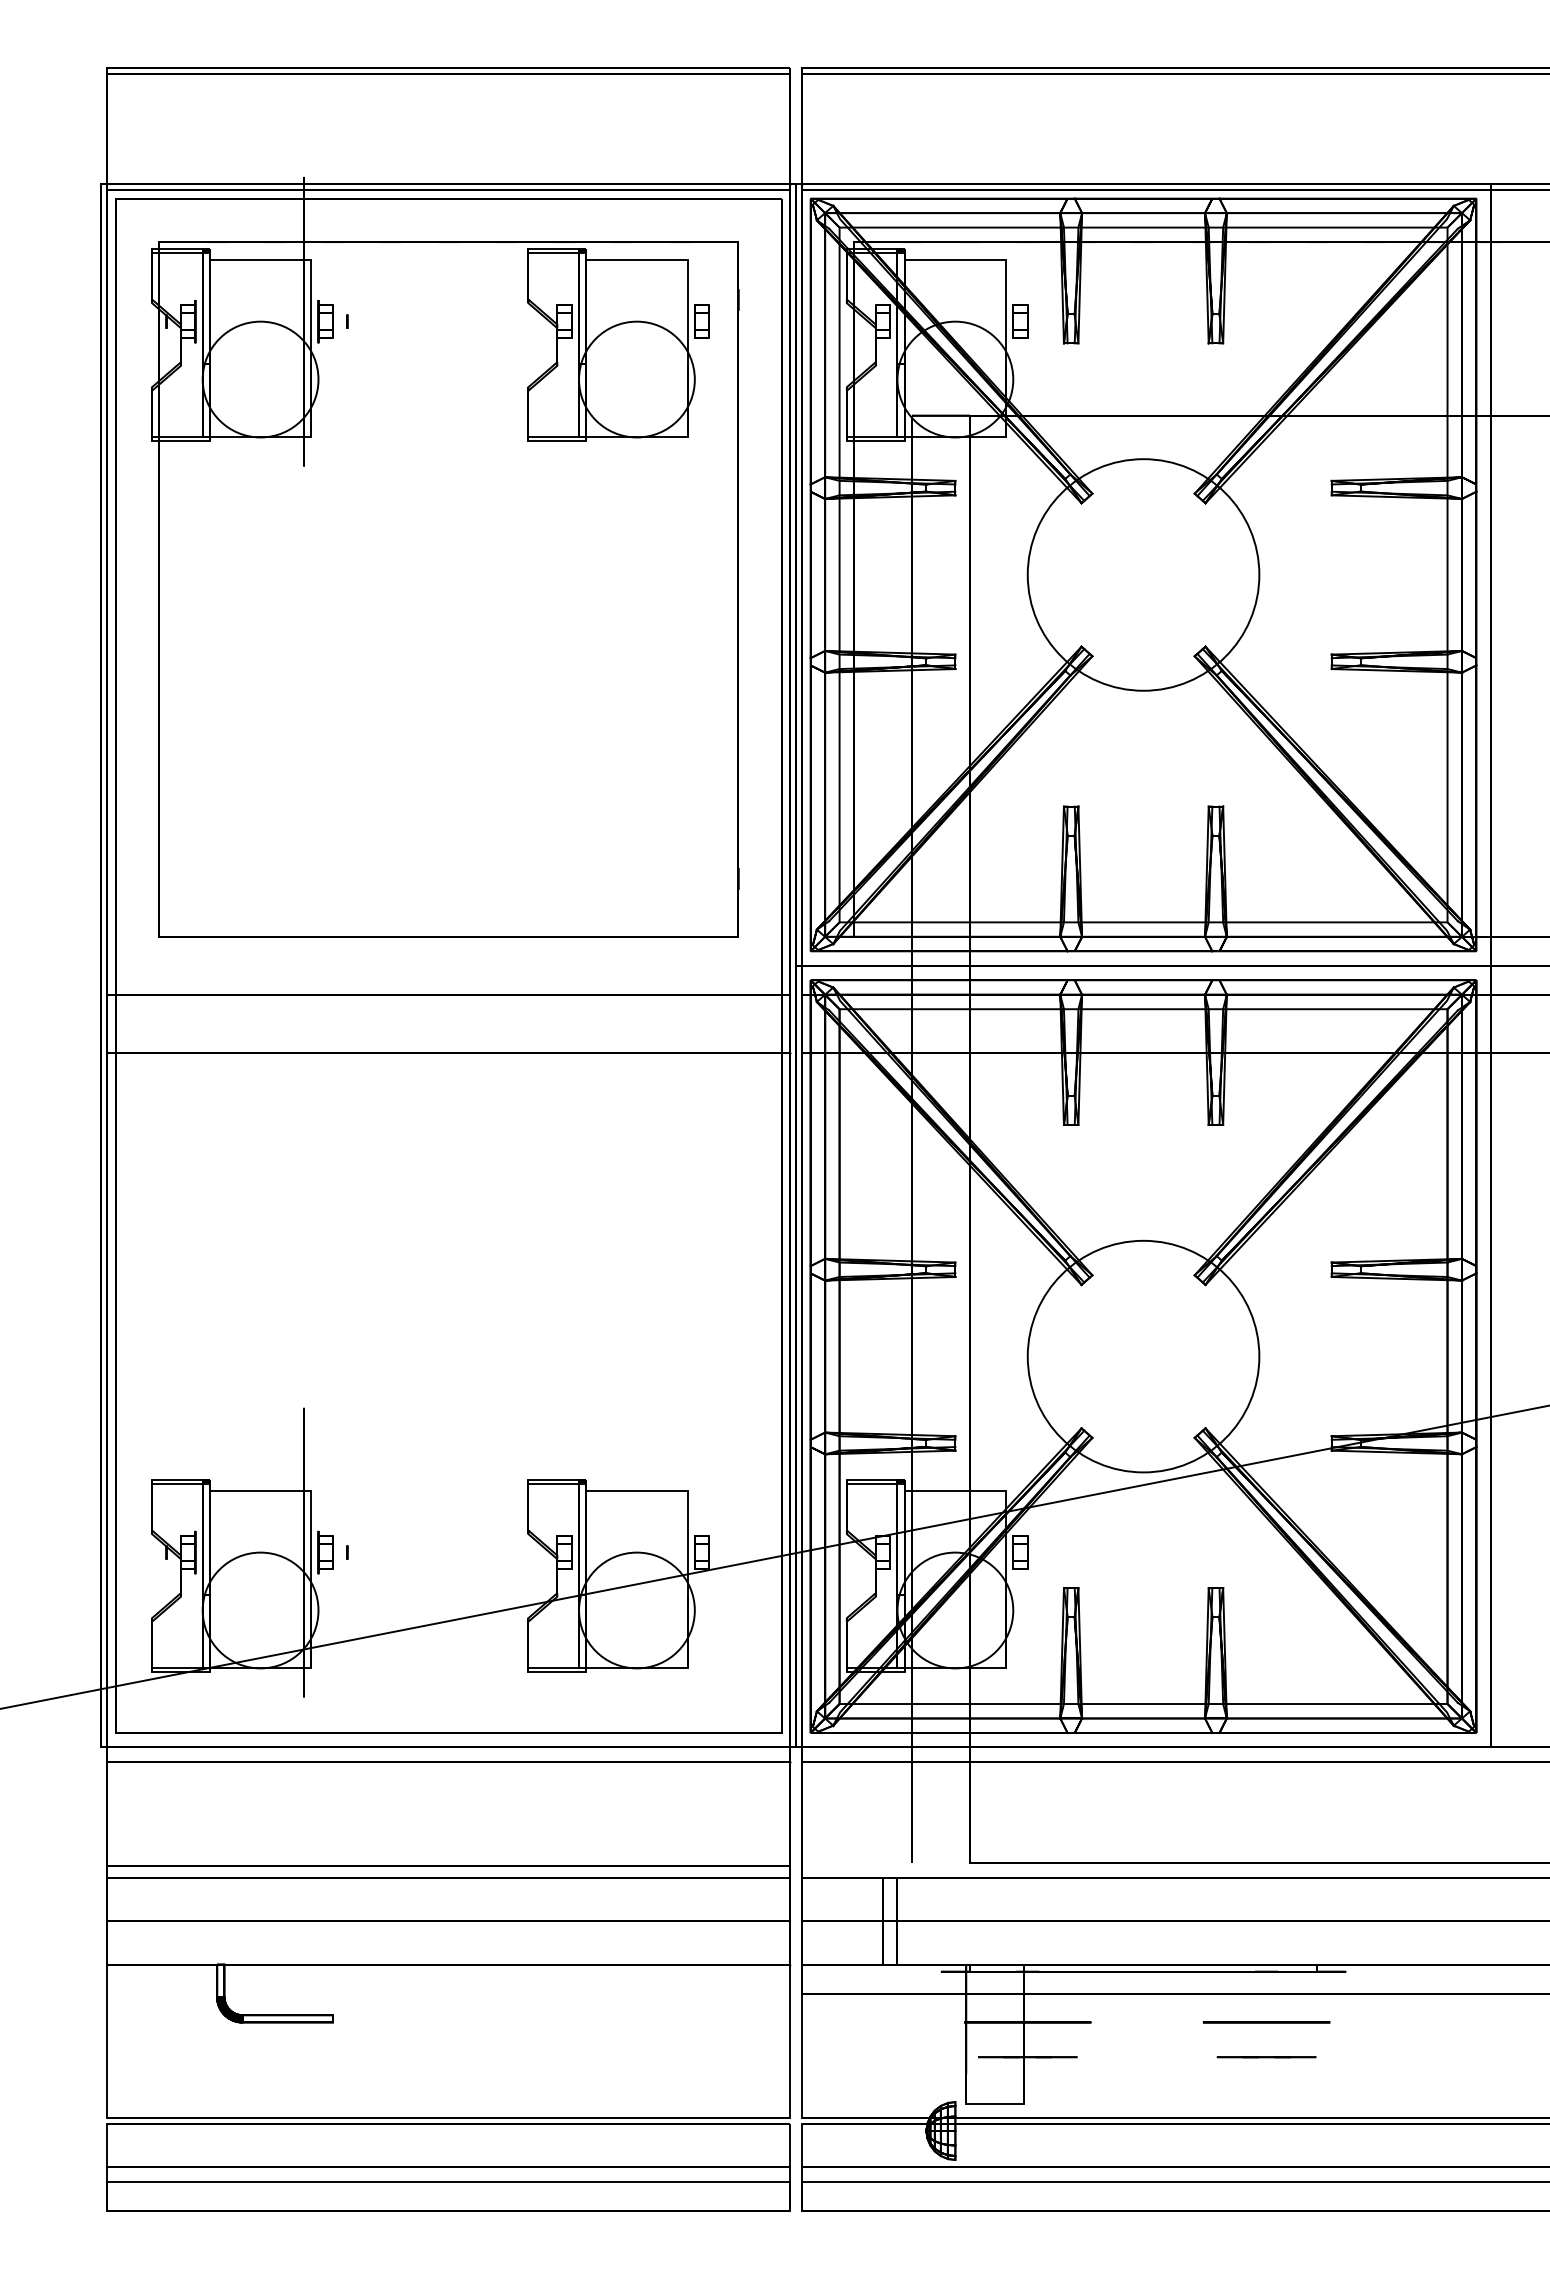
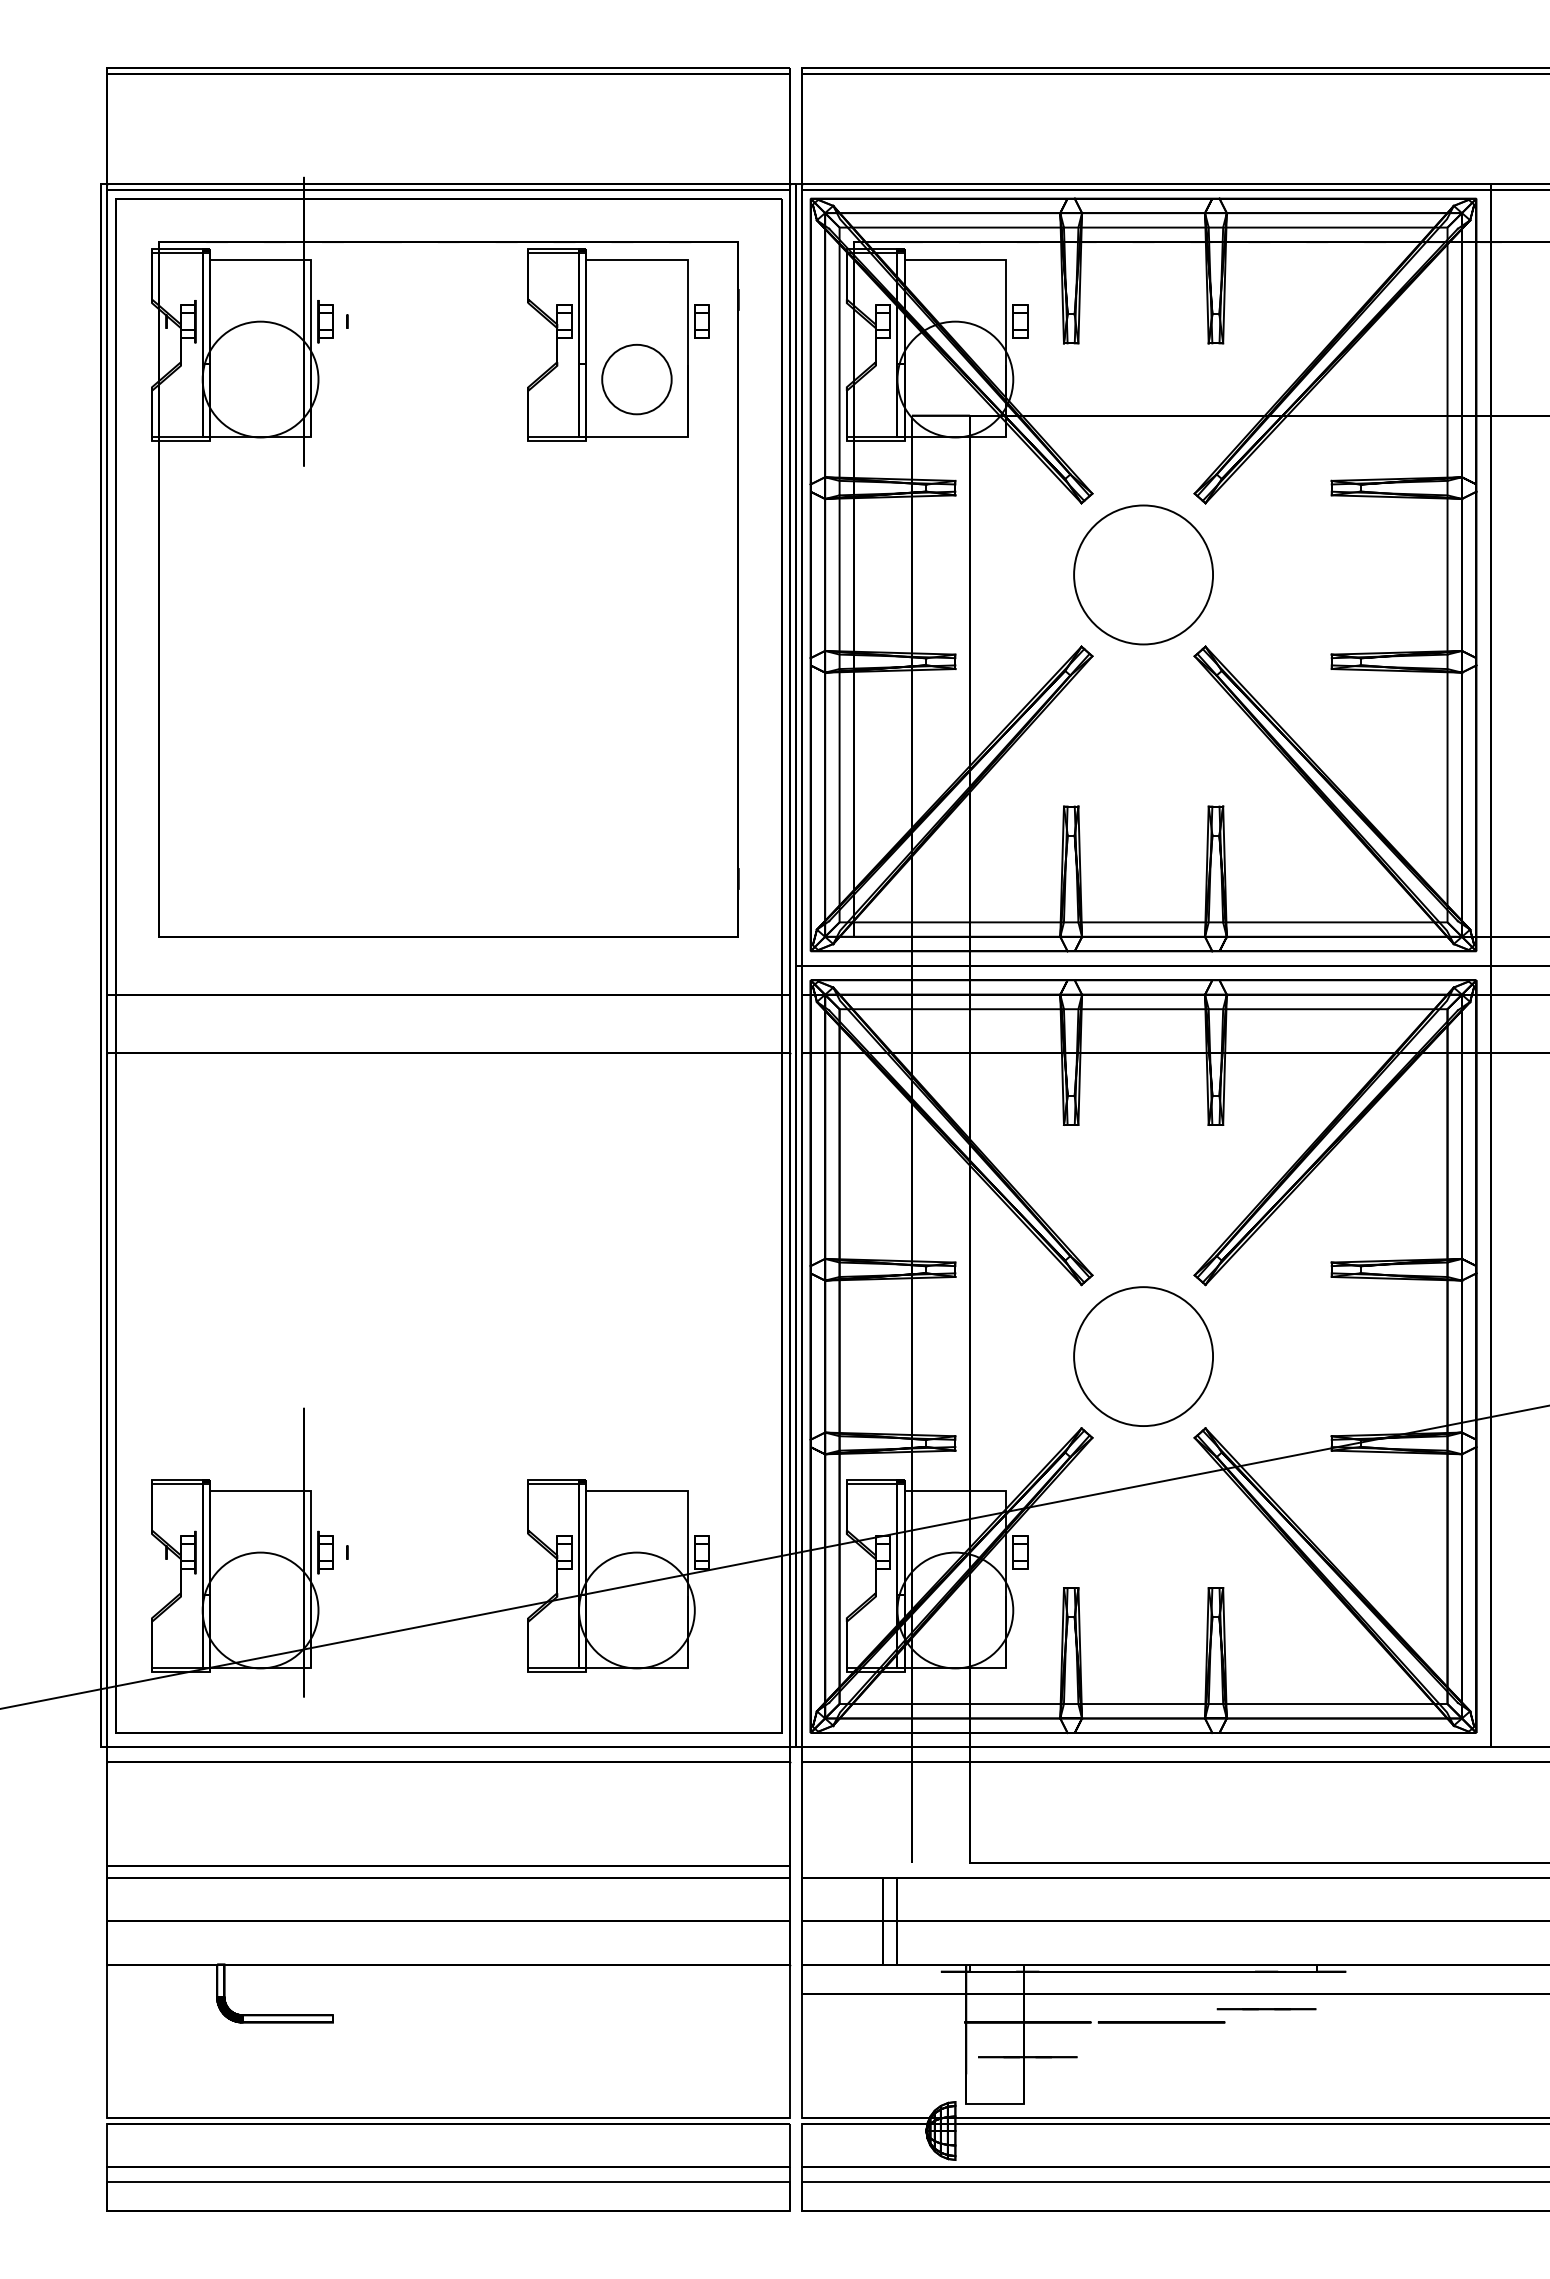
circle diameter: 116 px -> 69 px (636, 379)
circle diameter: 232 px -> 139 px (1143, 574)
circle diameter: 232 px -> 139 px (1143, 1356)
circle position: (1266, 2022) -> (1161, 2022) (1161, 2022)
line position: (1266, 2057) -> (1266, 2009) (1266, 2009)
